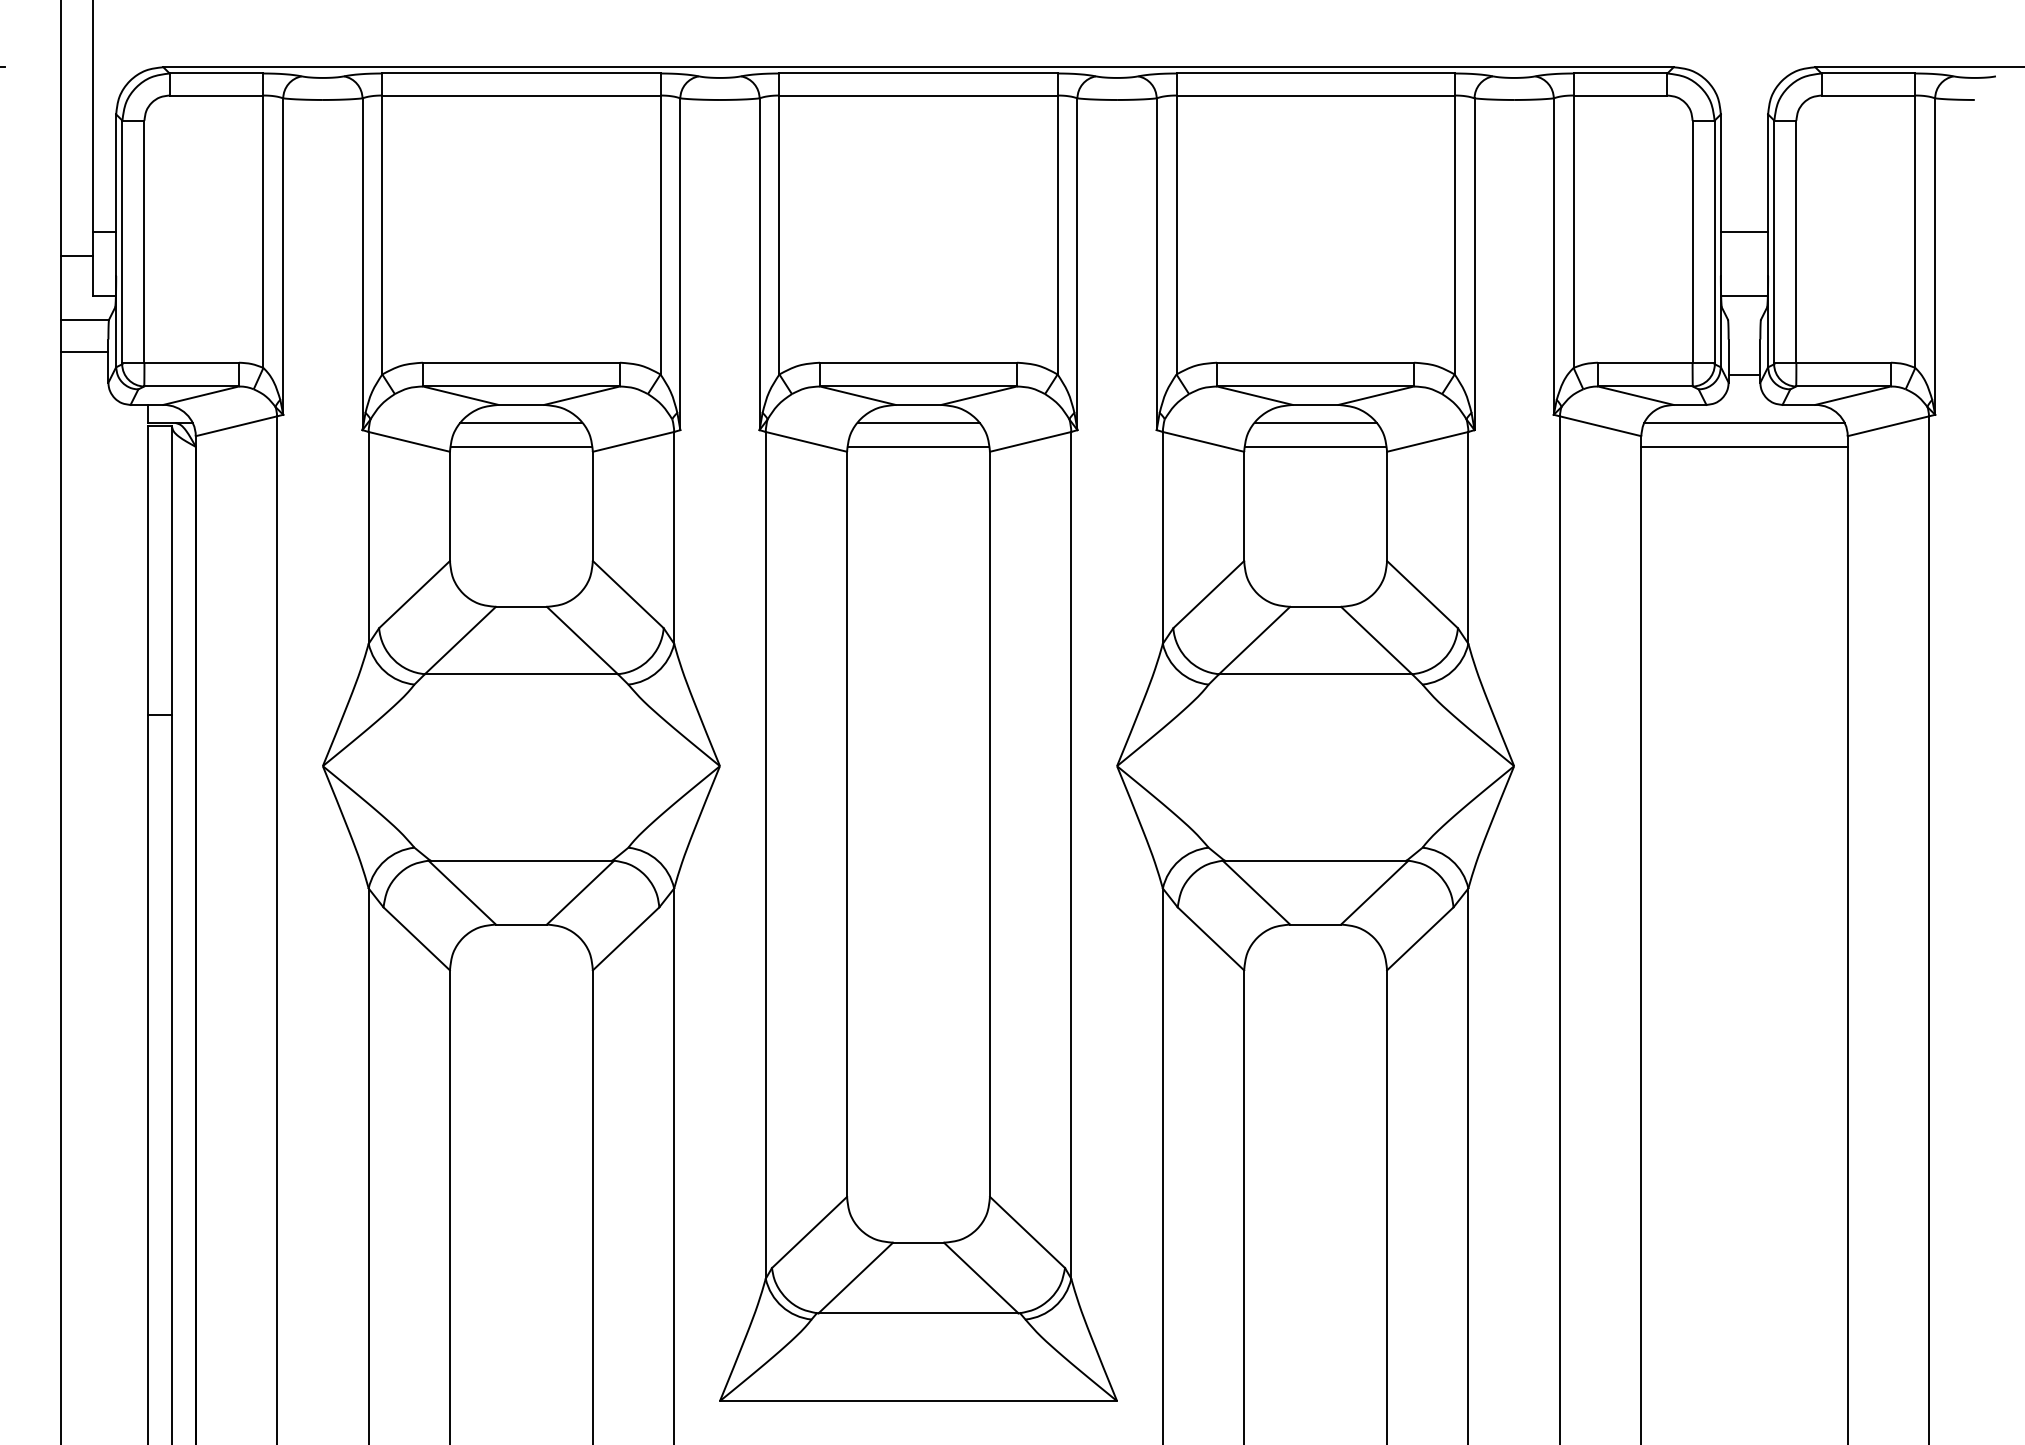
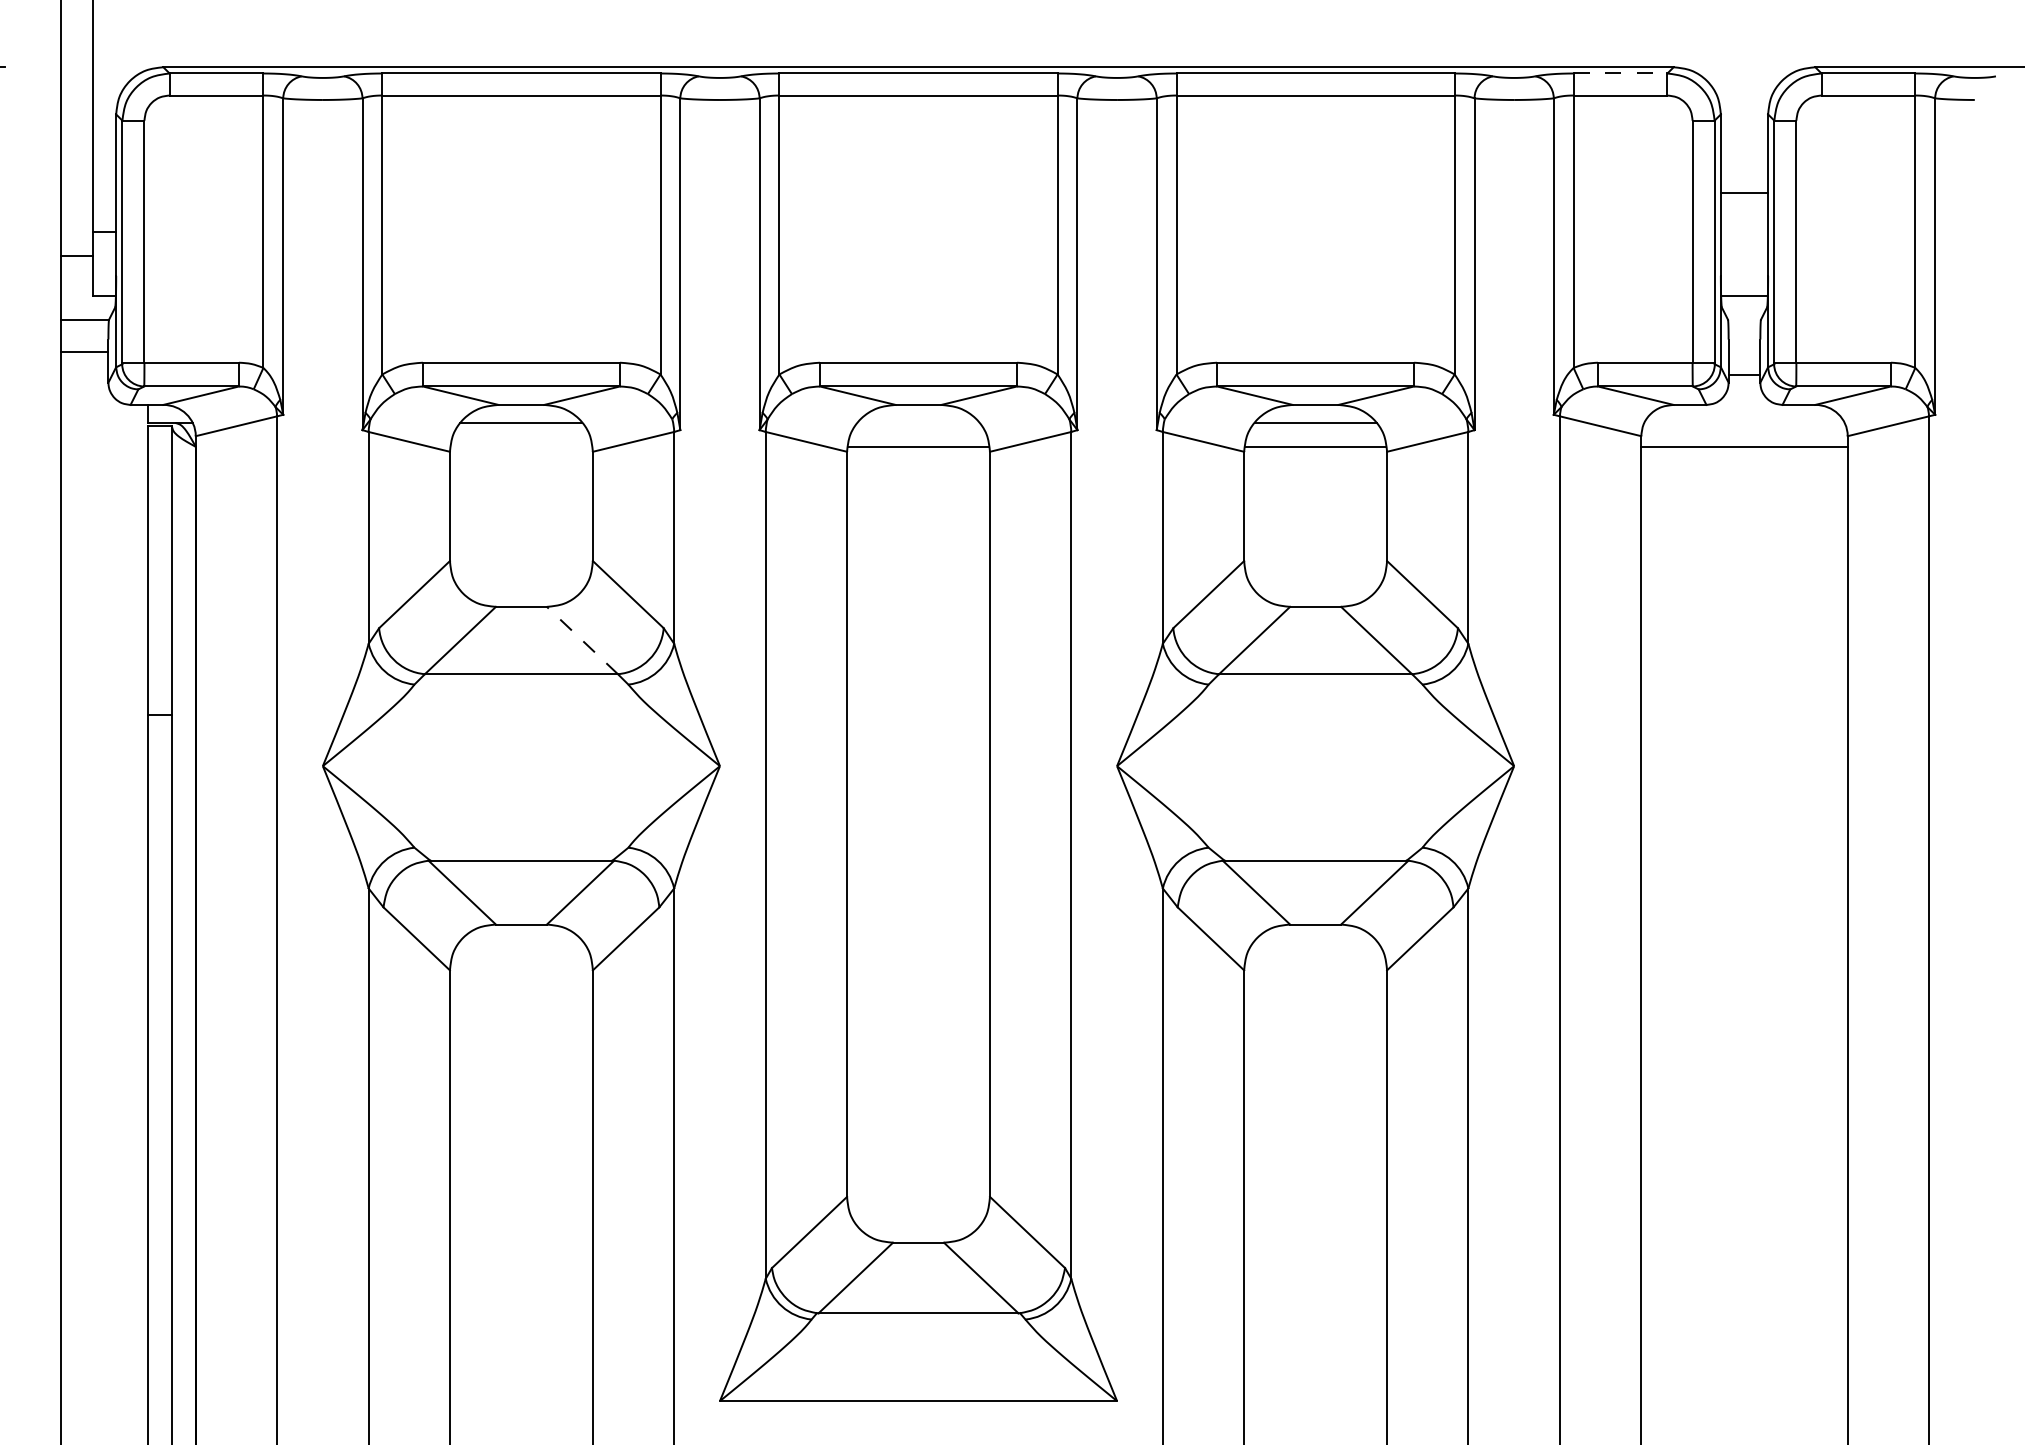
line: solid -> dashed (1620, 73)
line position: (1744, 232) -> (1744, 193) (1744, 193)
line: present -> none (918, 422)
line: present -> none (1744, 422)
line: present -> none (520, 446)
line: solid -> dashed (582, 640)
